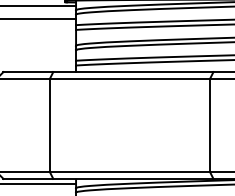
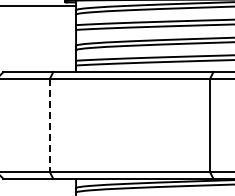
line: present -> none (39, 18)
line: solid -> dashed (49, 125)
line: present -> none (39, 184)
